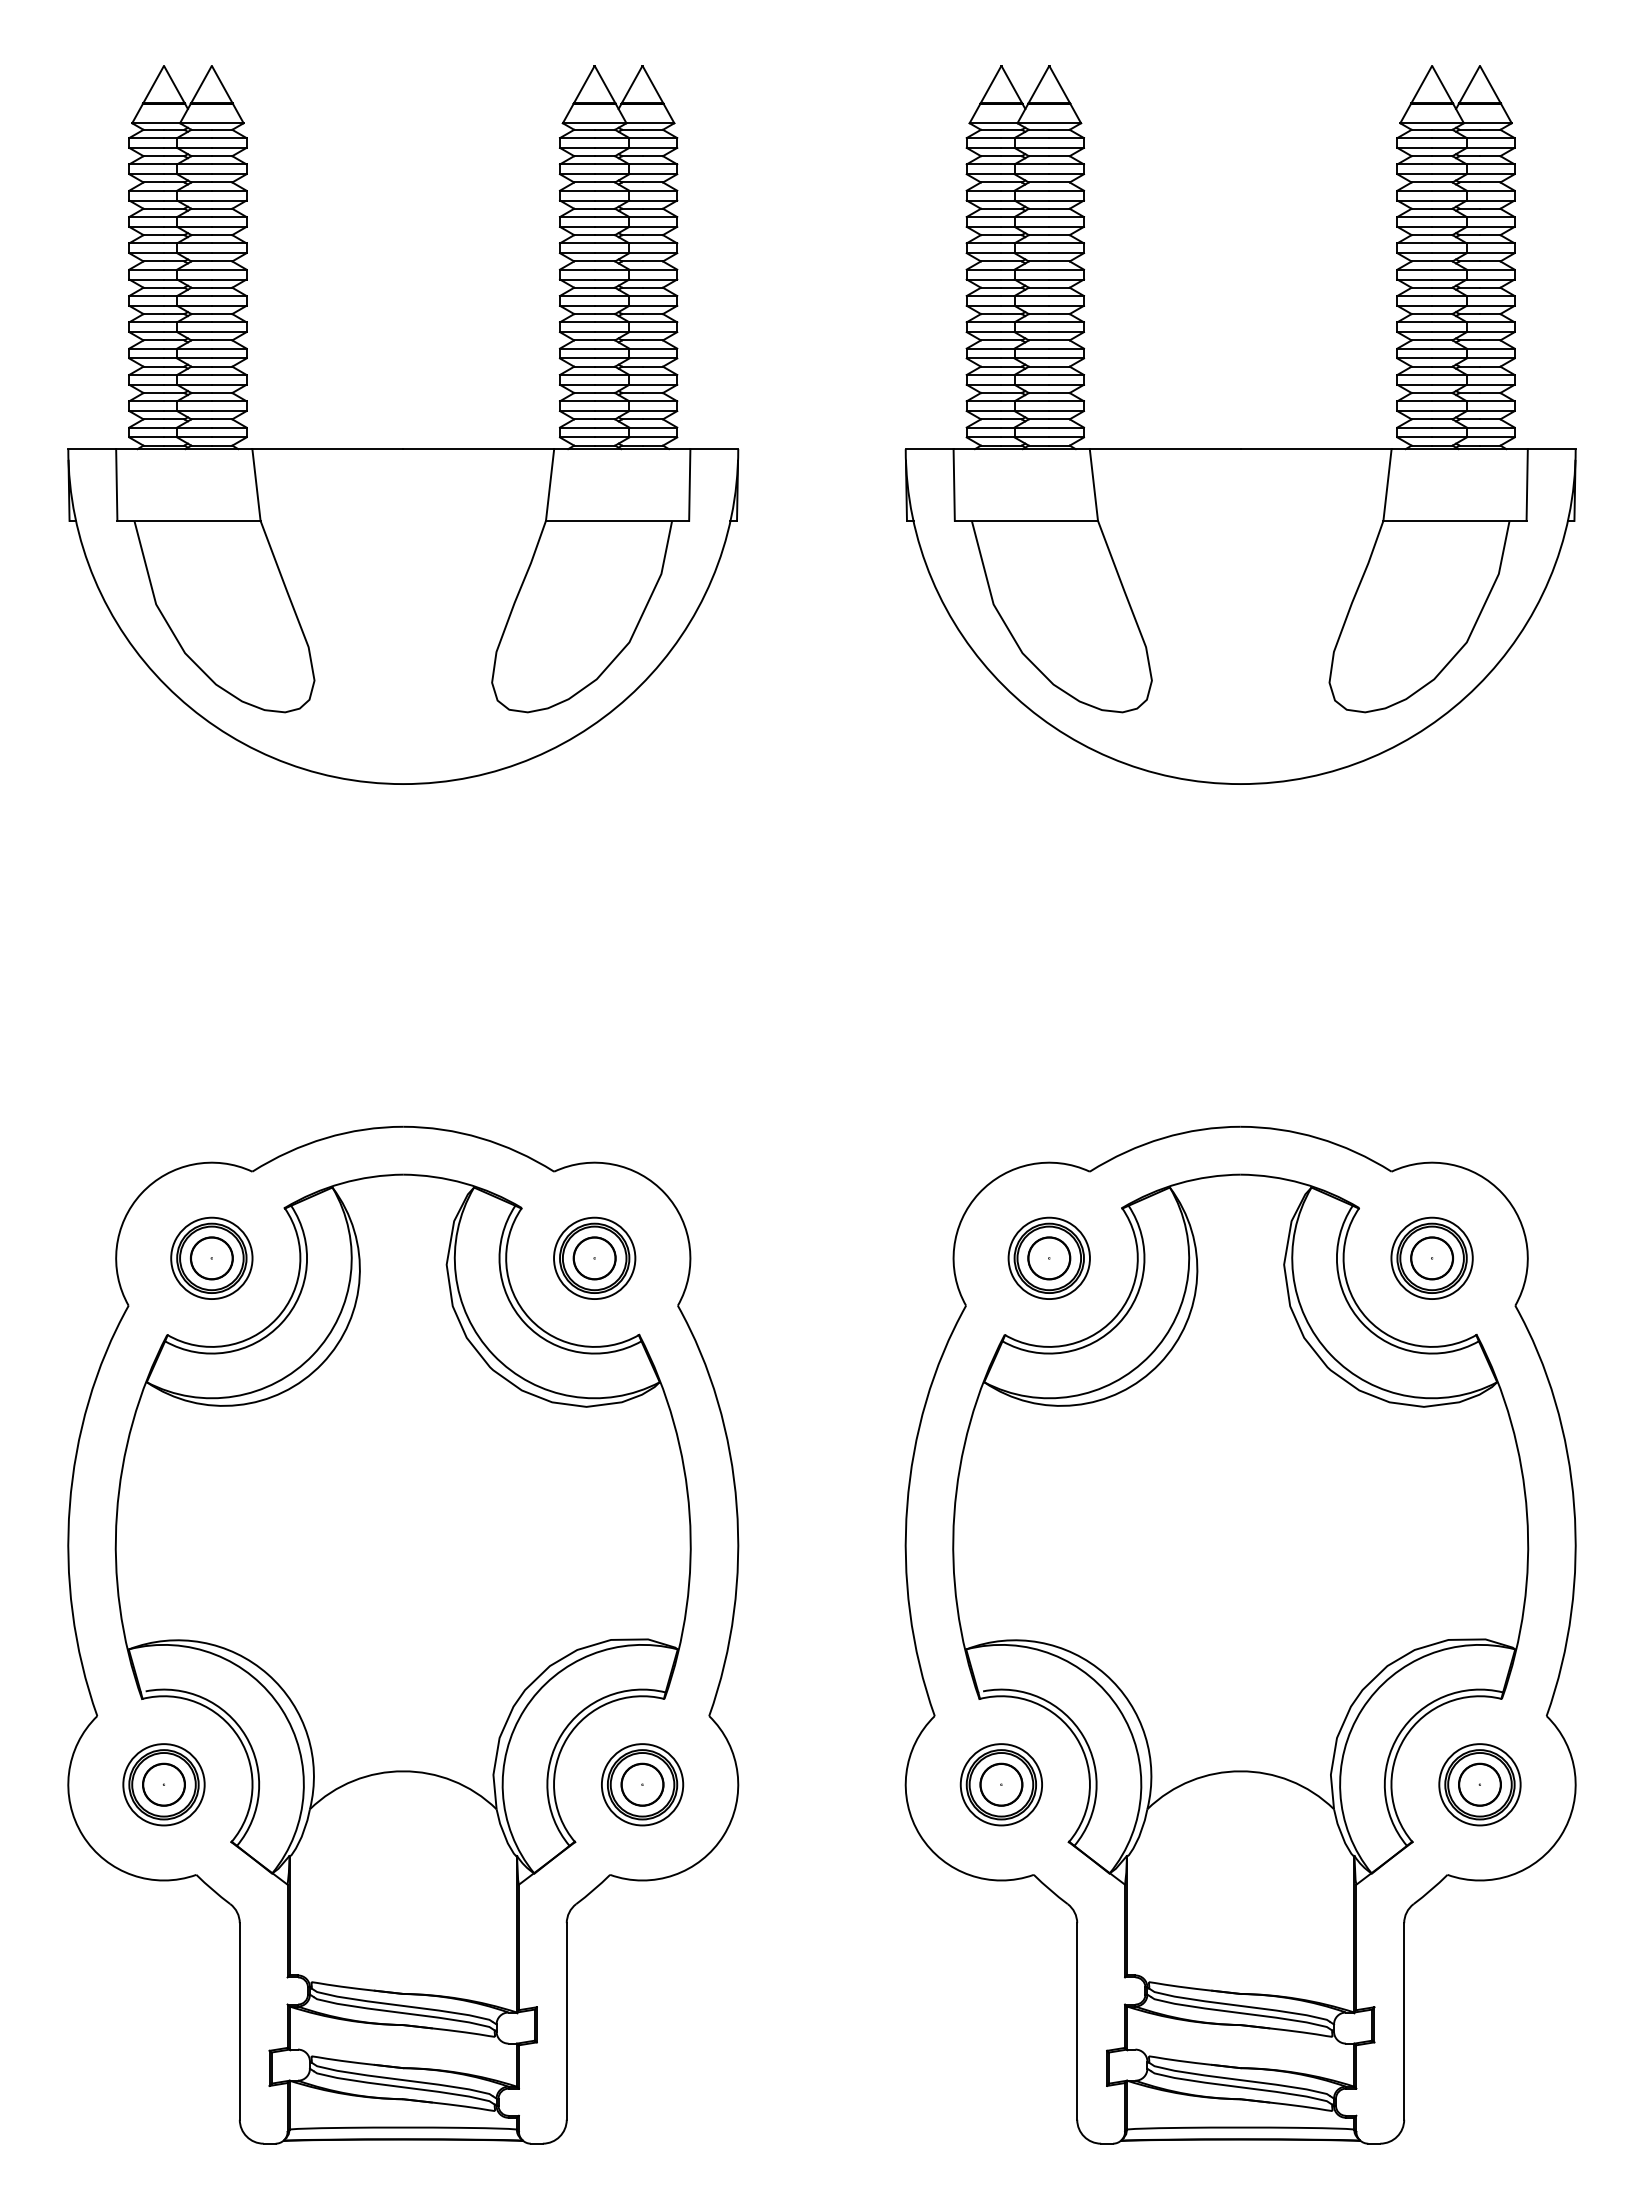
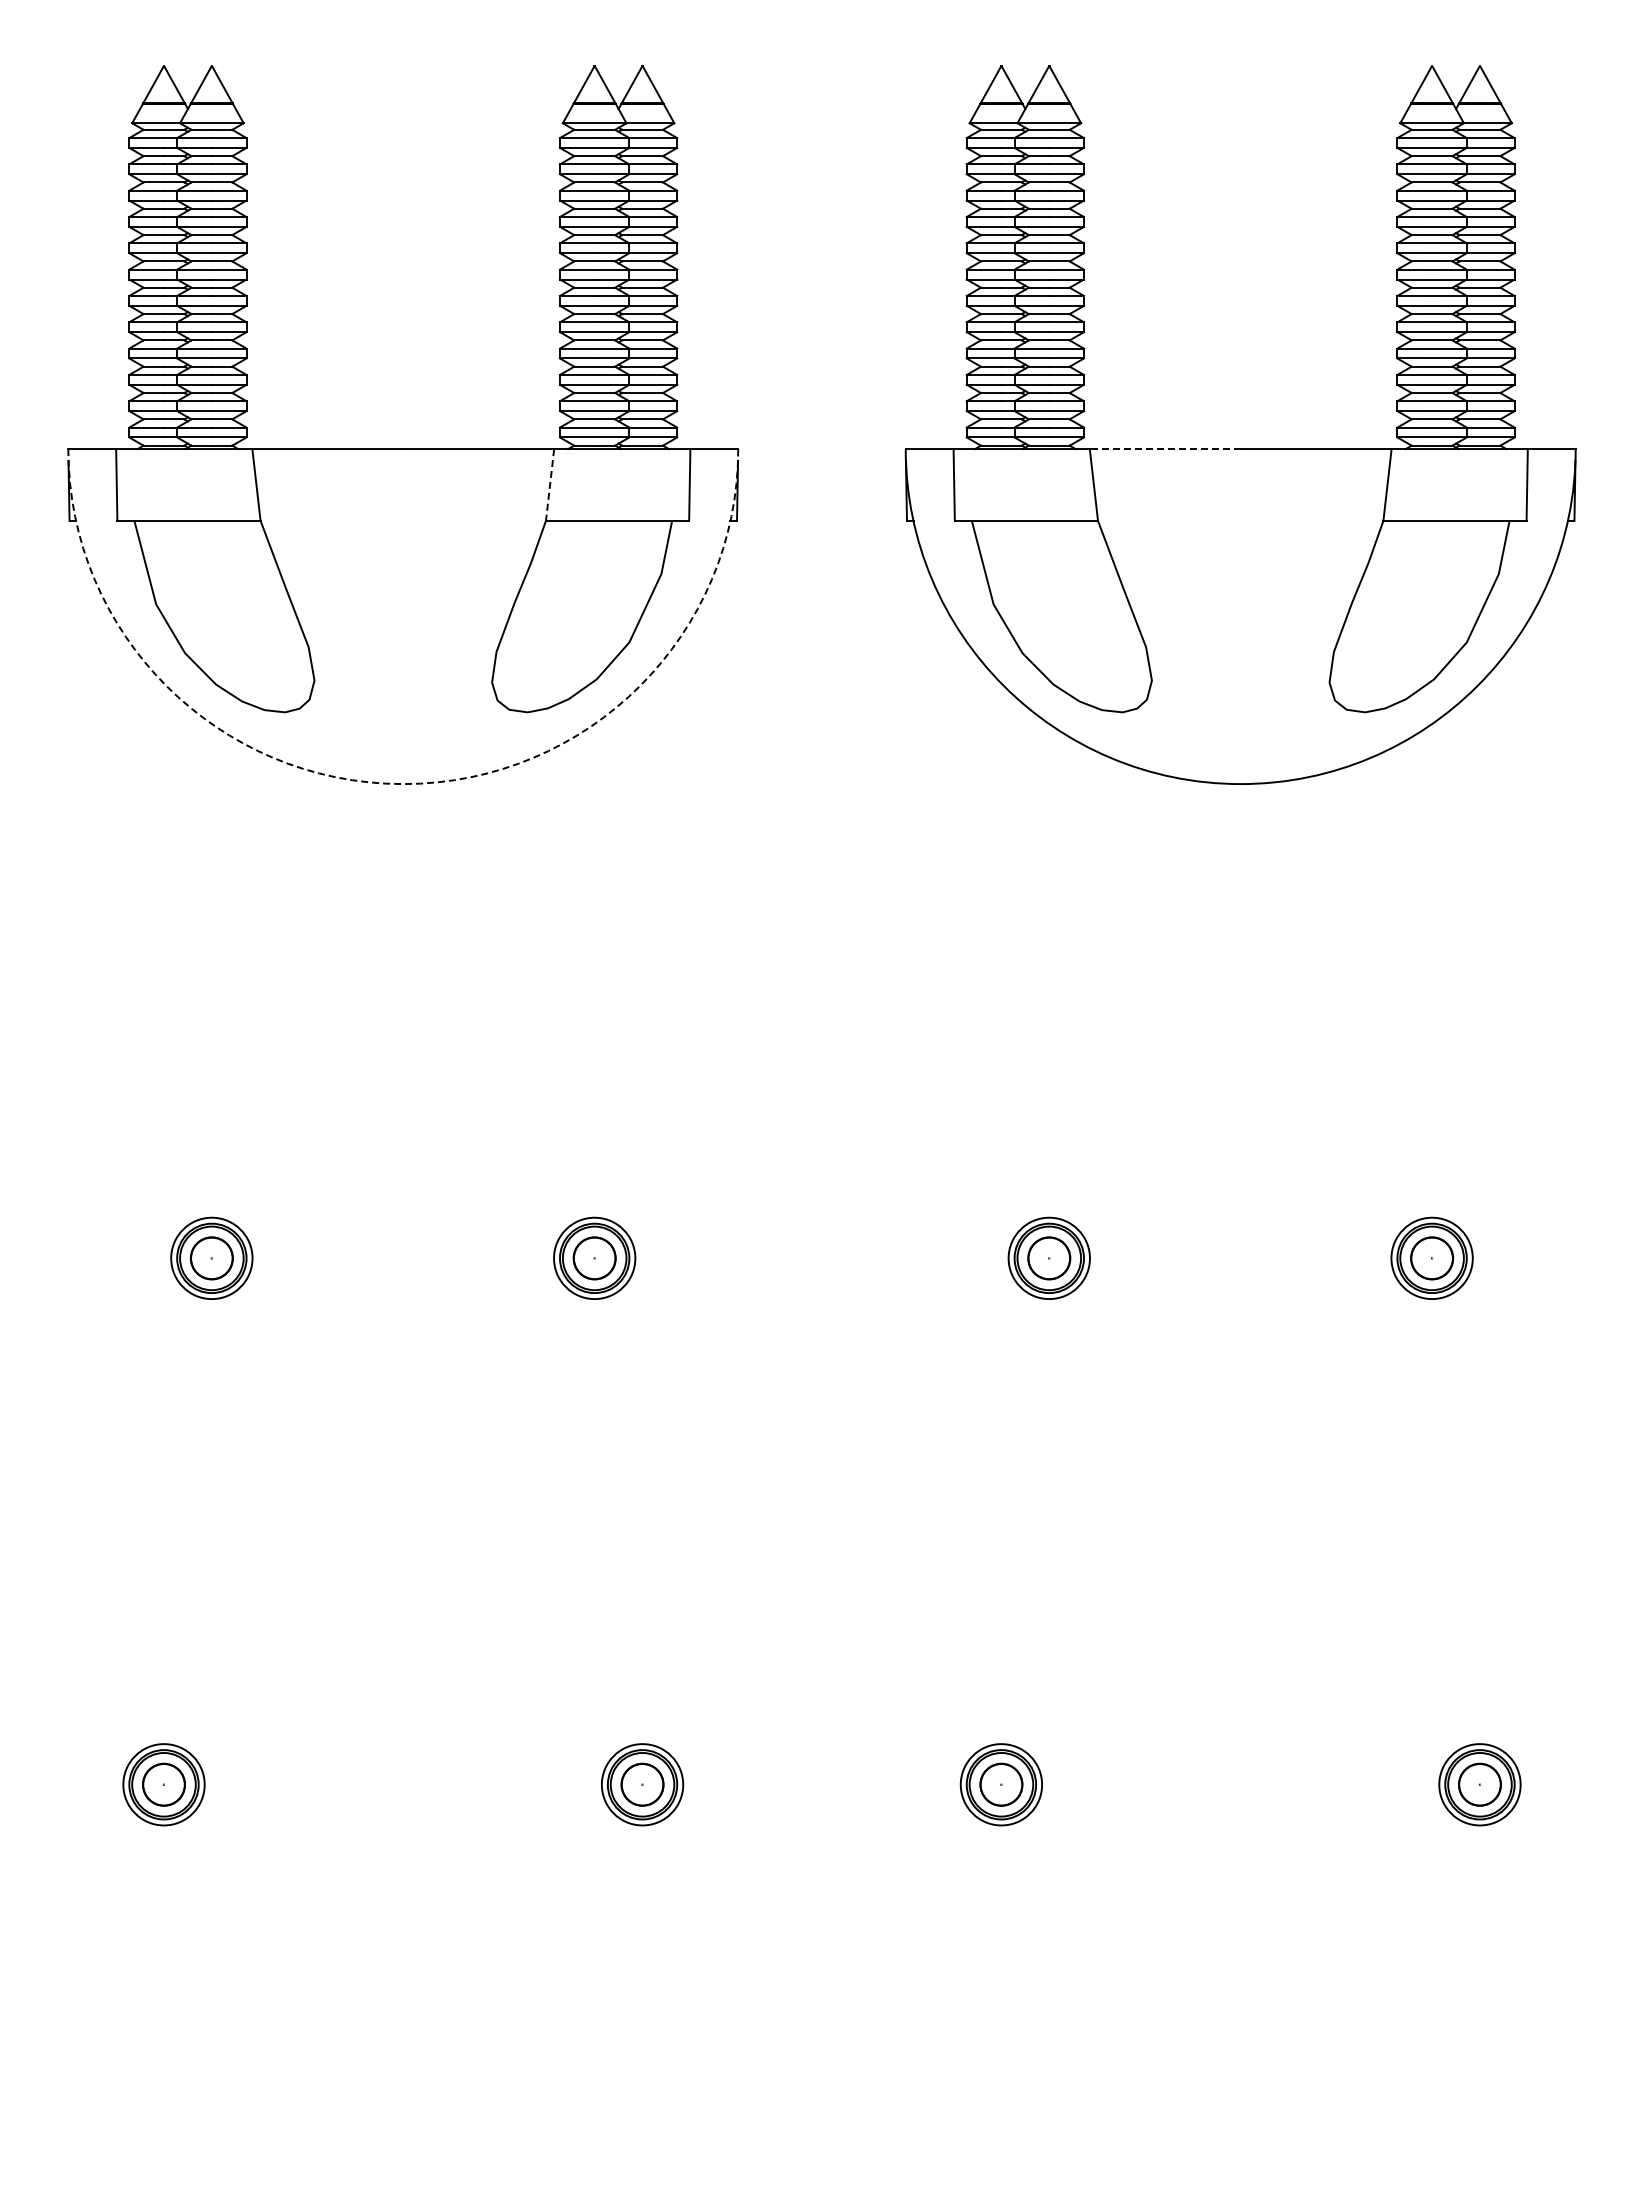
line: solid -> dashed (1164, 449)
line: solid -> dashed (550, 485)
arc: solid -> dashed (403, 784)
part: present -> none (403, 1634)
part: present -> none (1240, 1634)
